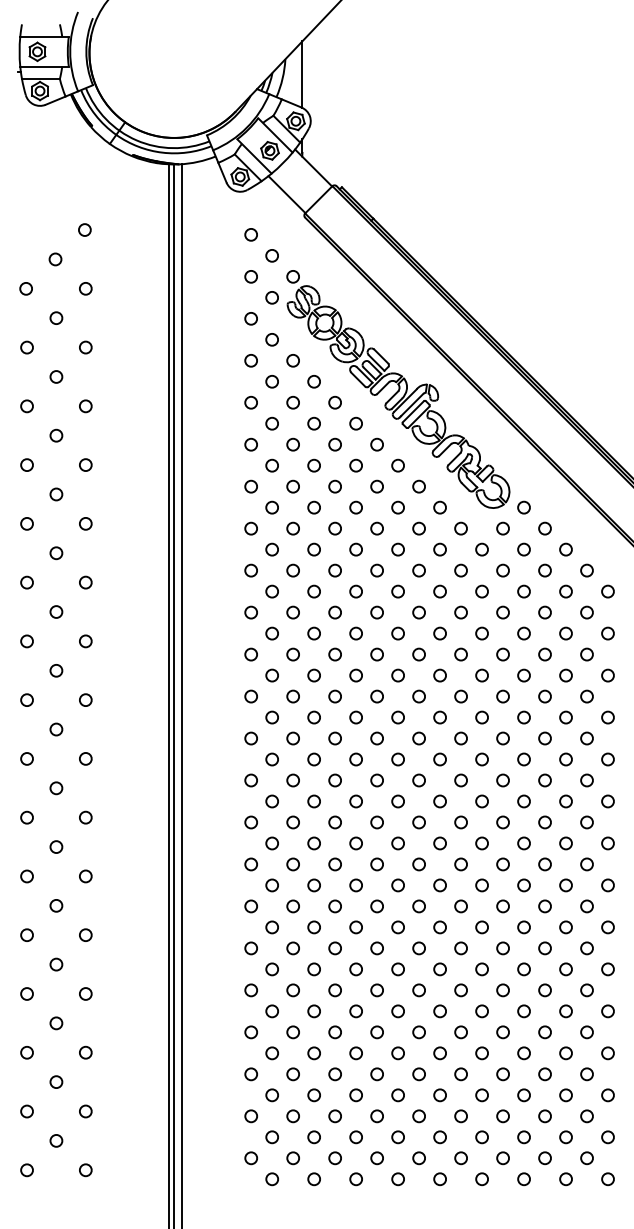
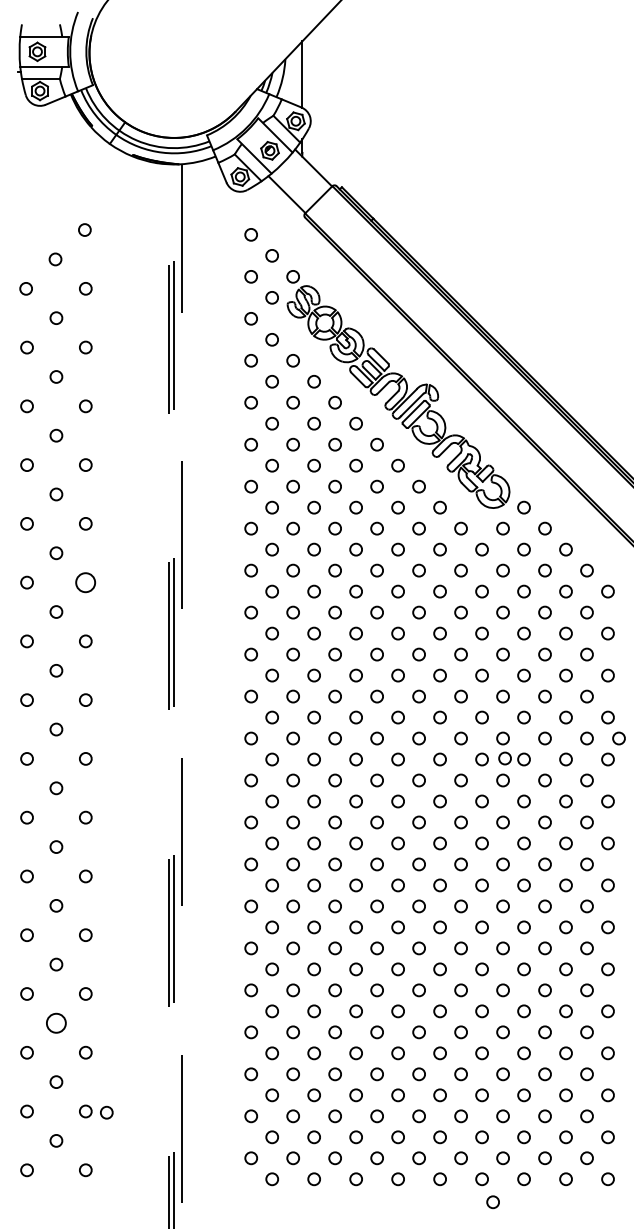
circle size: 14x15 px -> 22x22 px (85, 582)
line: solid -> dashed (168, 696)
line: solid -> dashed (174, 696)
line: solid -> dashed (181, 696)
circle: none -> present (618, 738)
circle: none -> present (504, 758)
circle size: 15x15 px -> 21x22 px (56, 1022)
circle: none -> present (106, 1112)
circle: none -> present (492, 1202)
